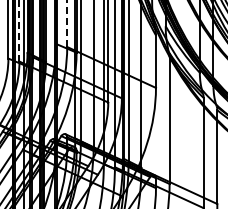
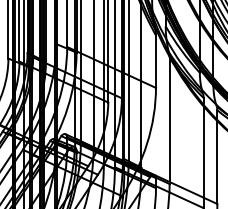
line: dashed -> solid (67, 23)
line: dashed -> solid (19, 30)
